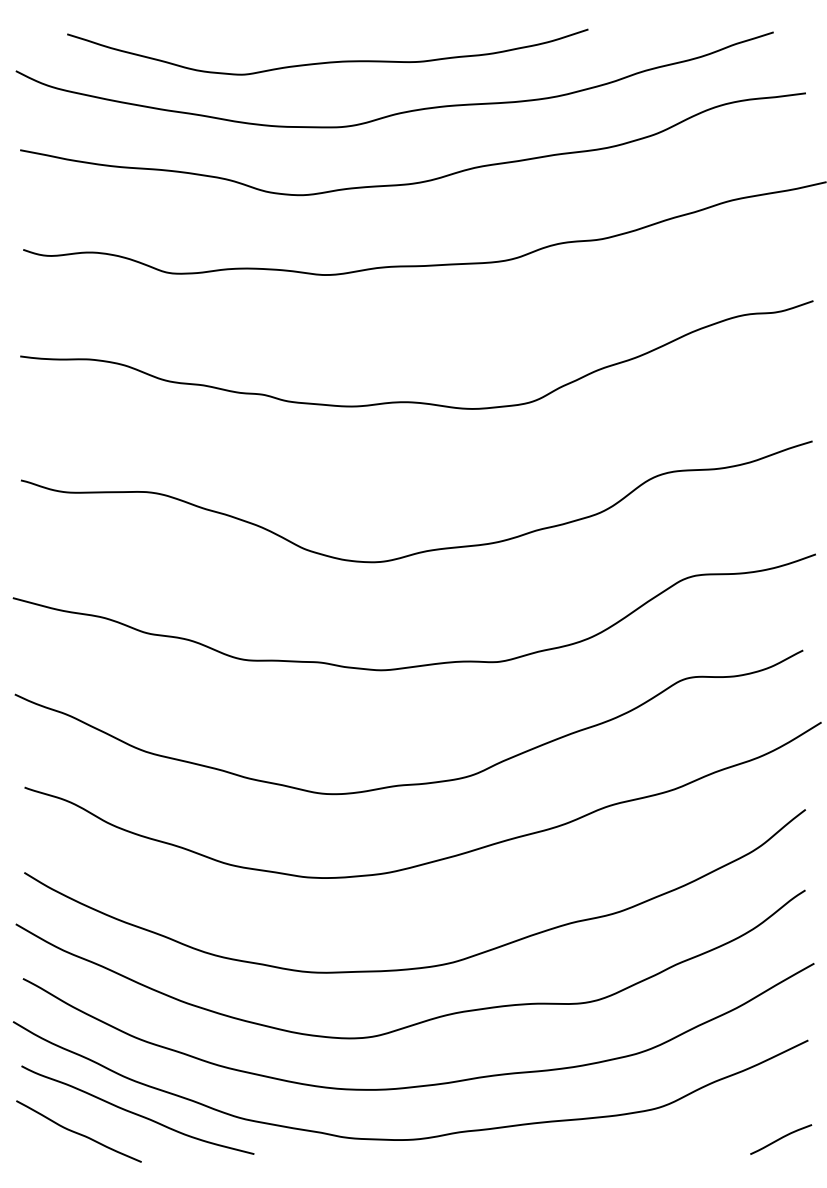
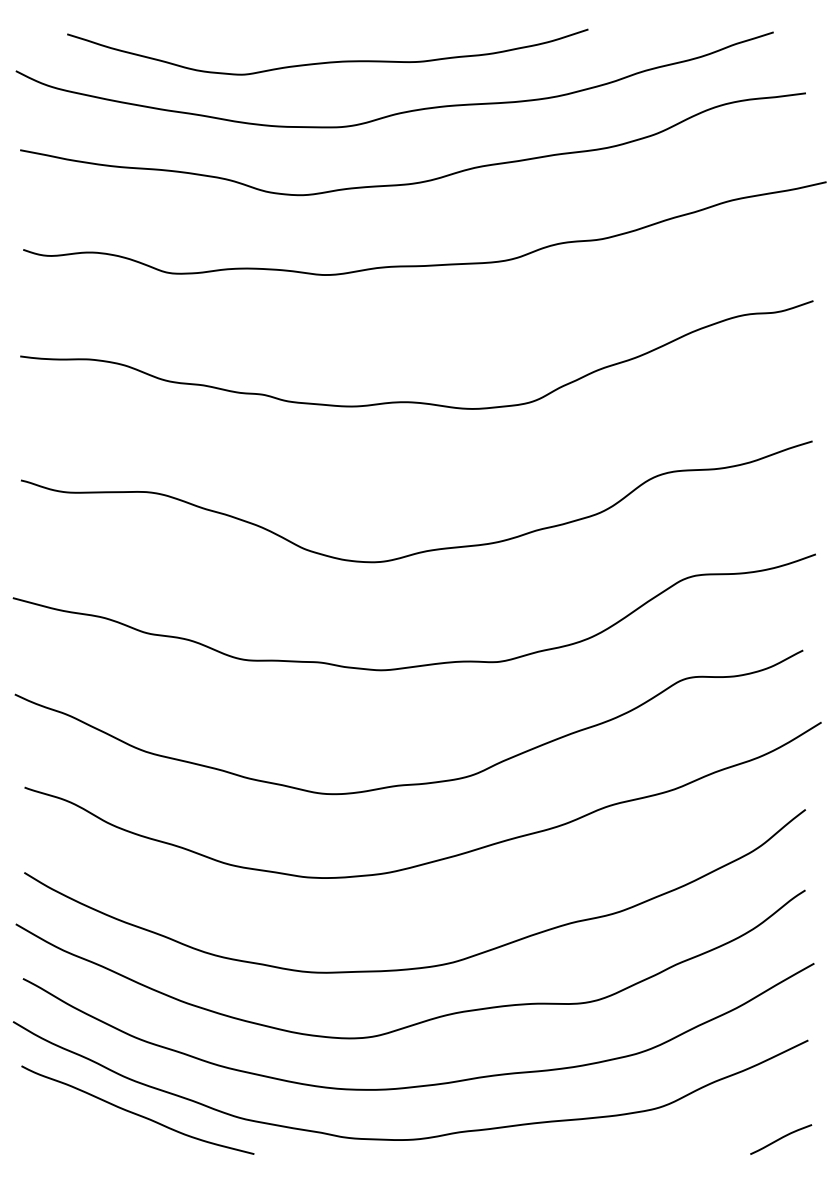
curve: present -> none (78, 1132)
